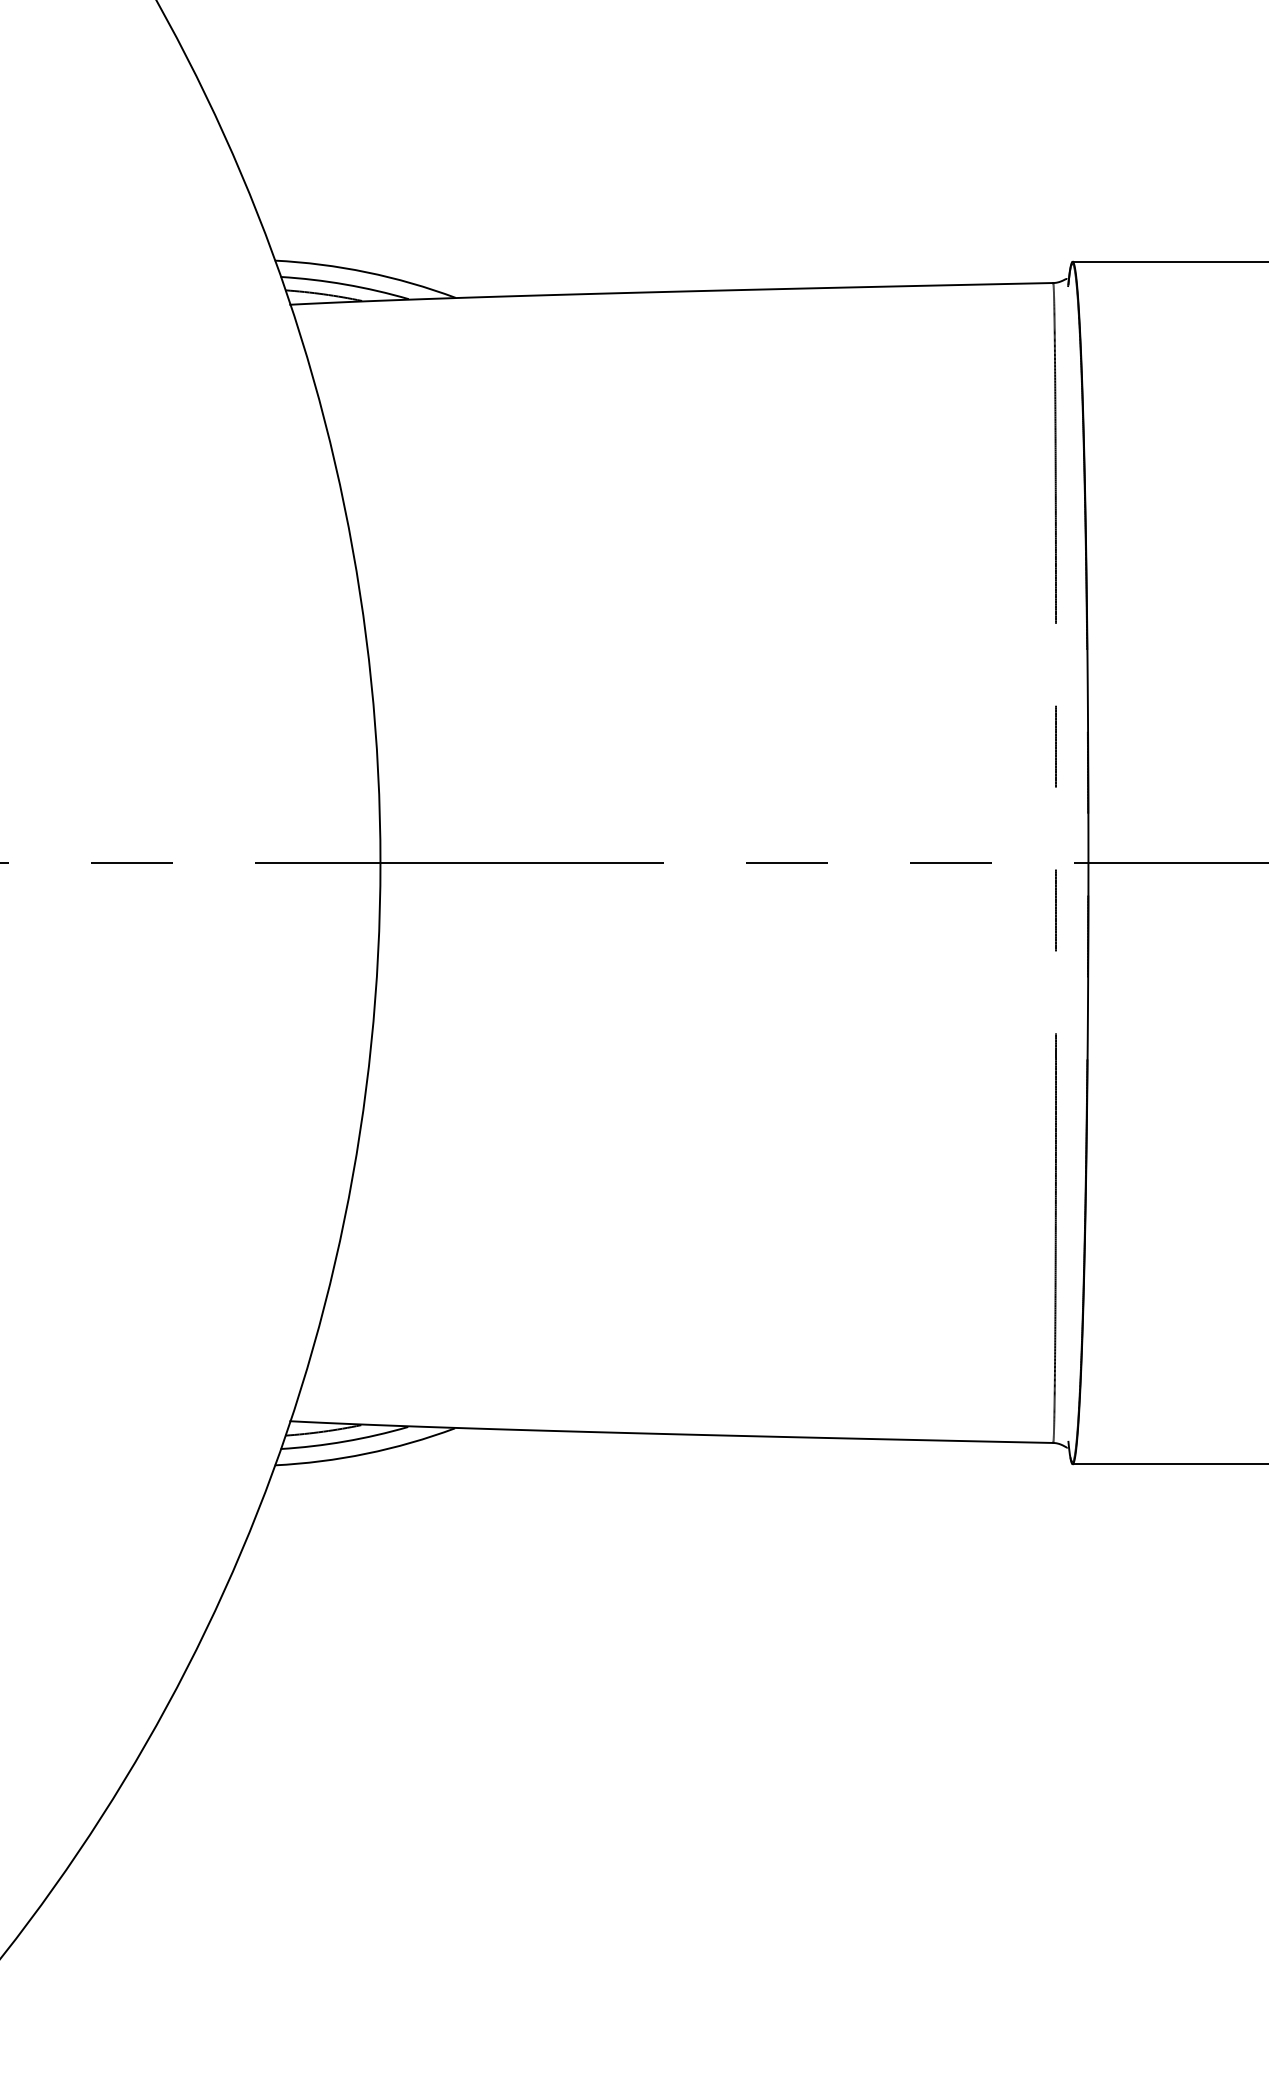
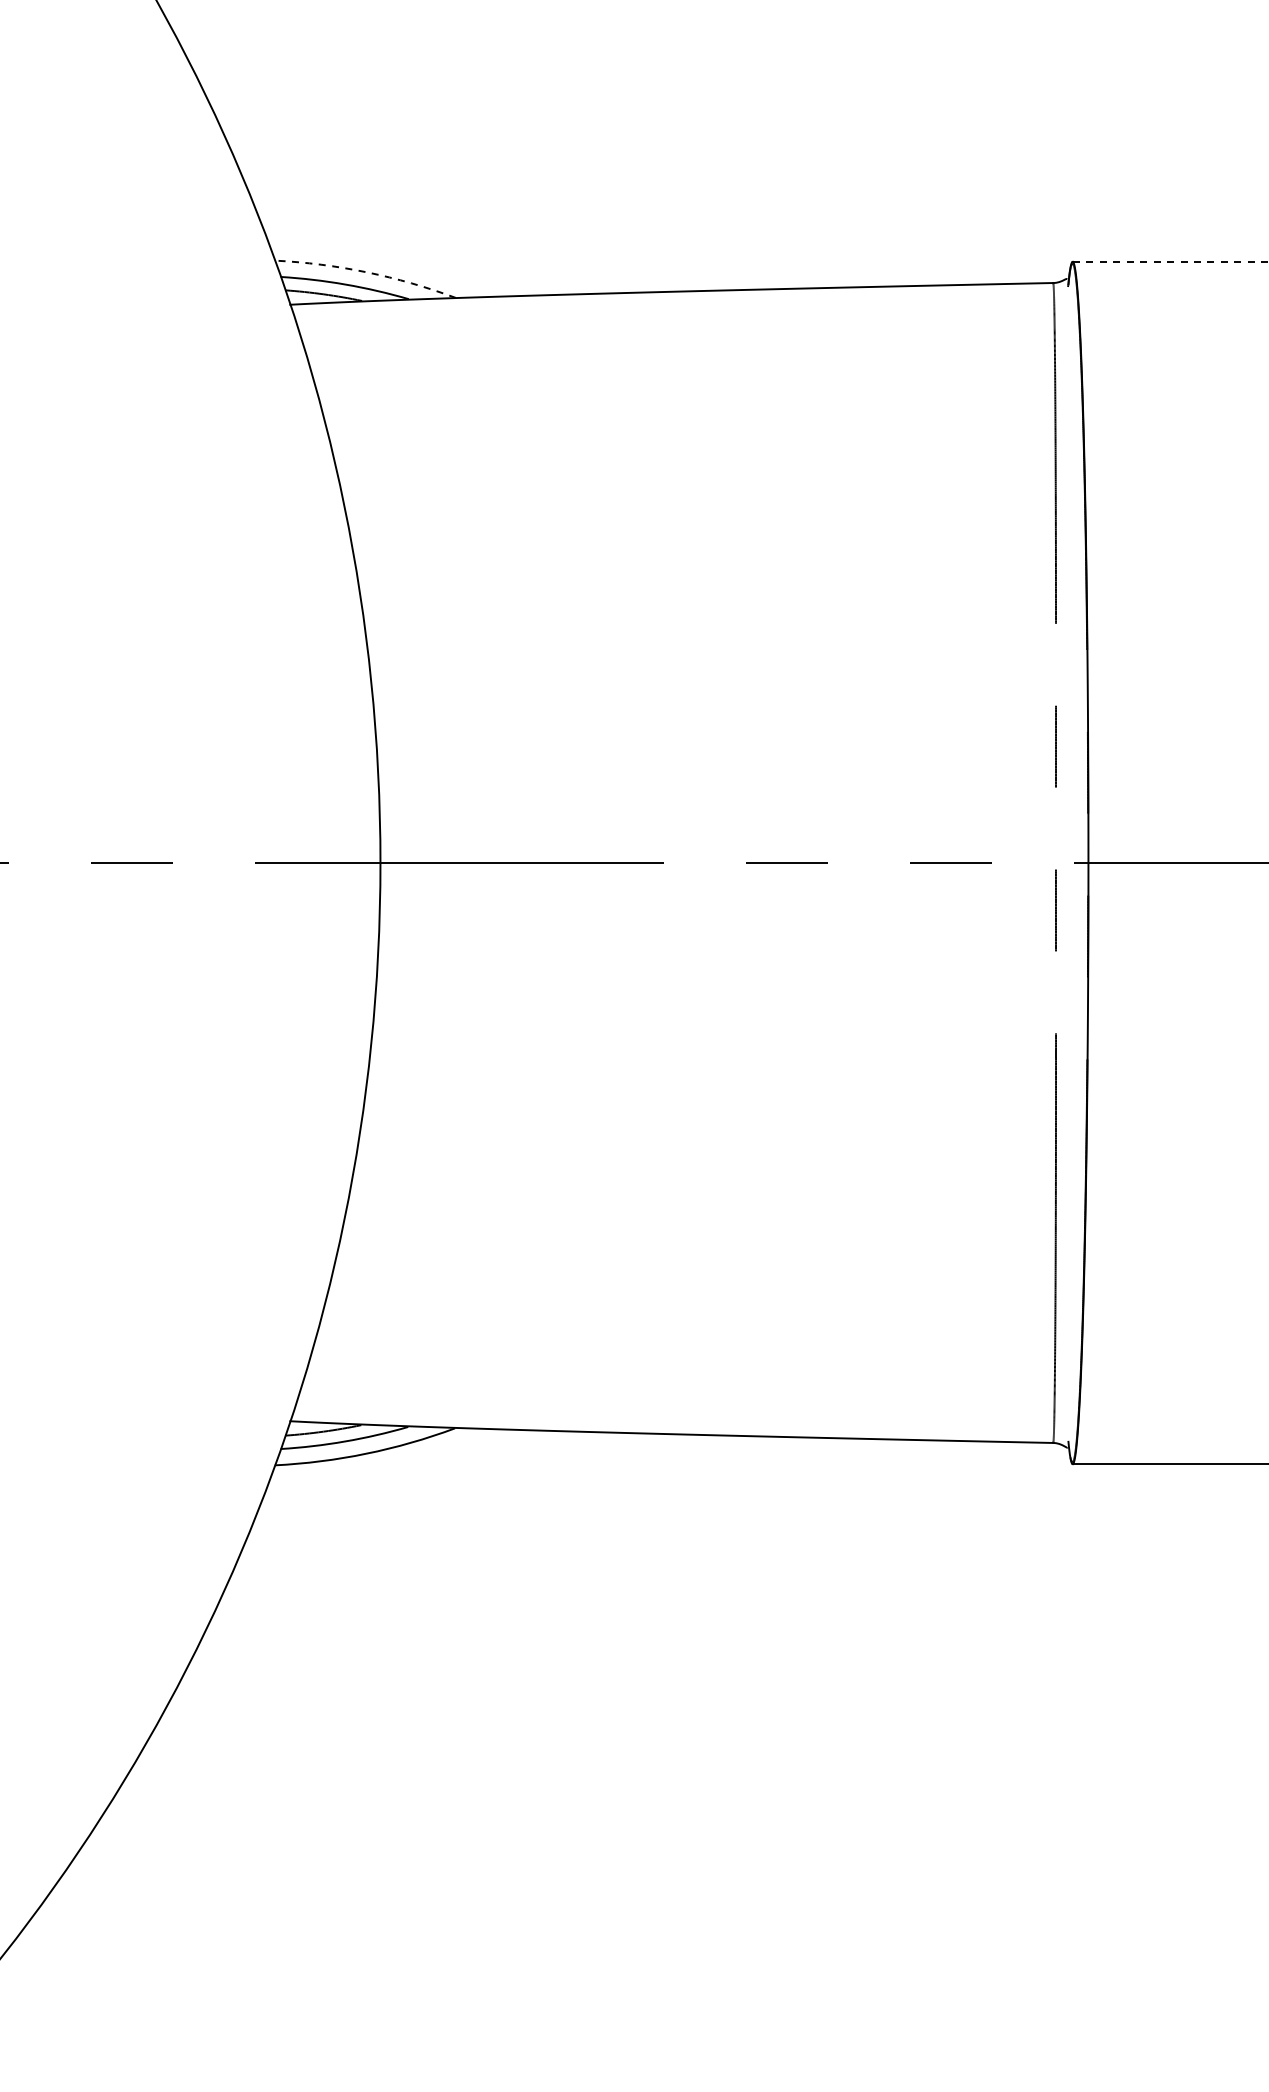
line: solid -> dashed (1170, 261)
arc: solid -> dashed (366, 272)
